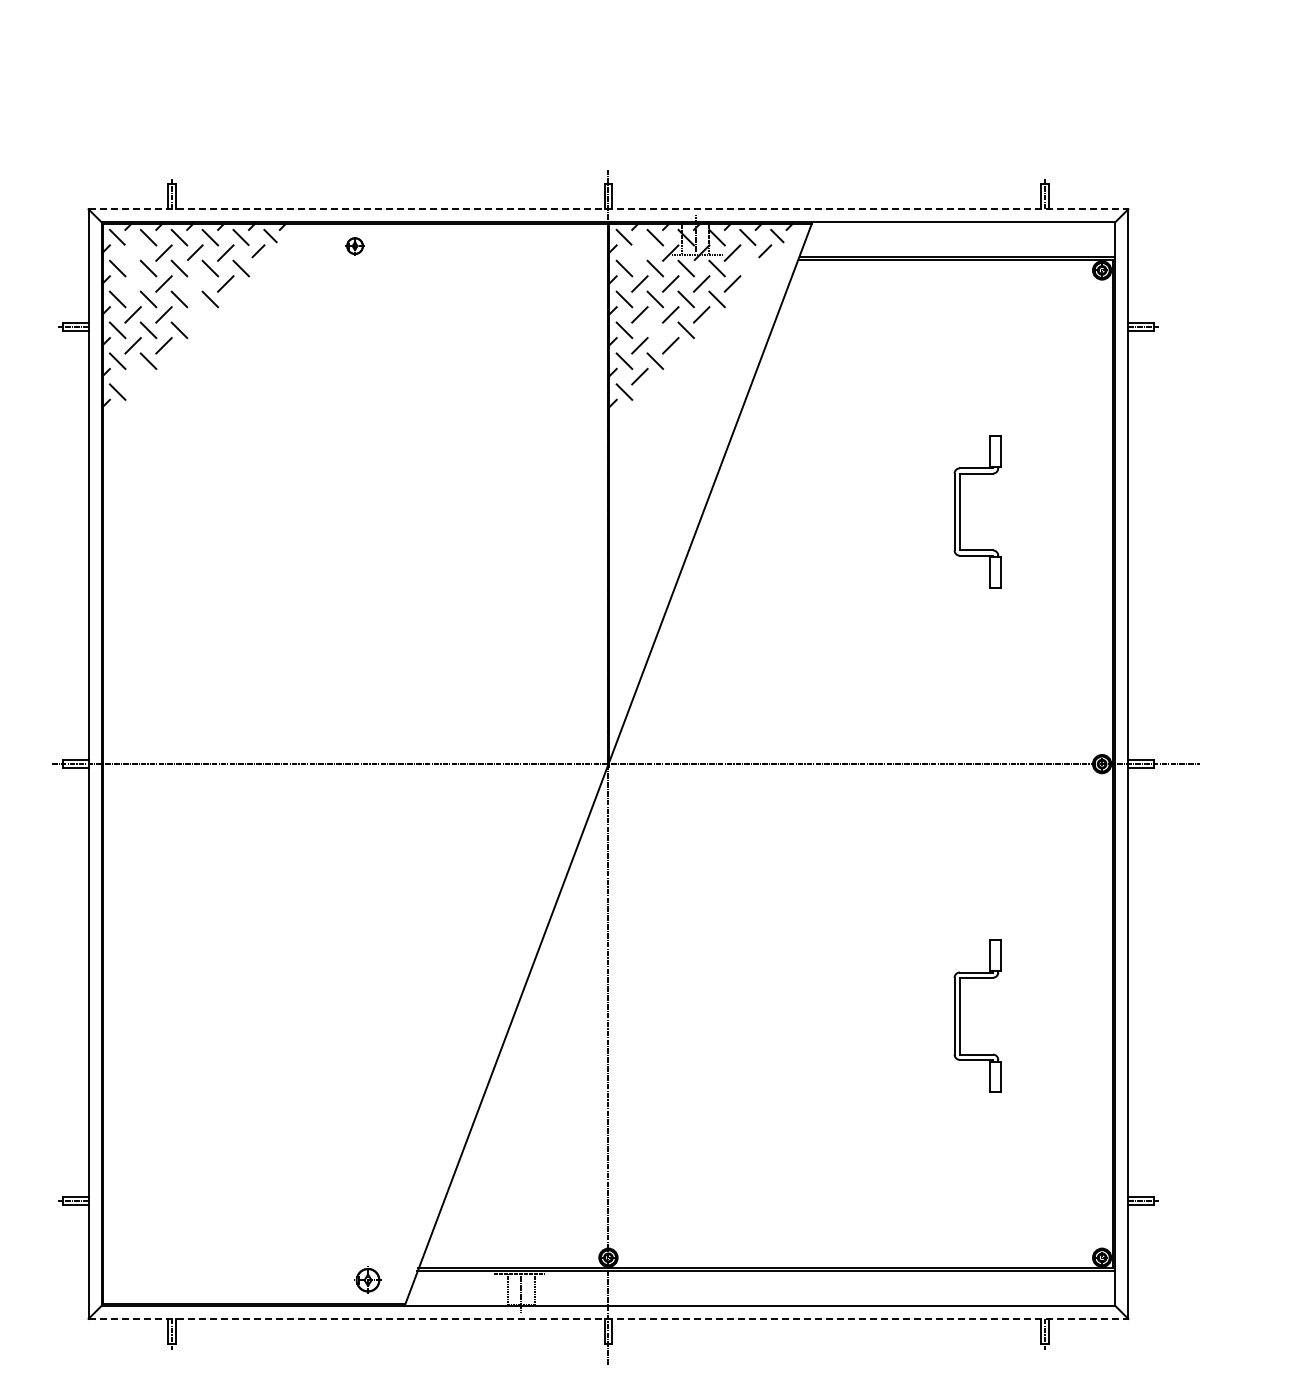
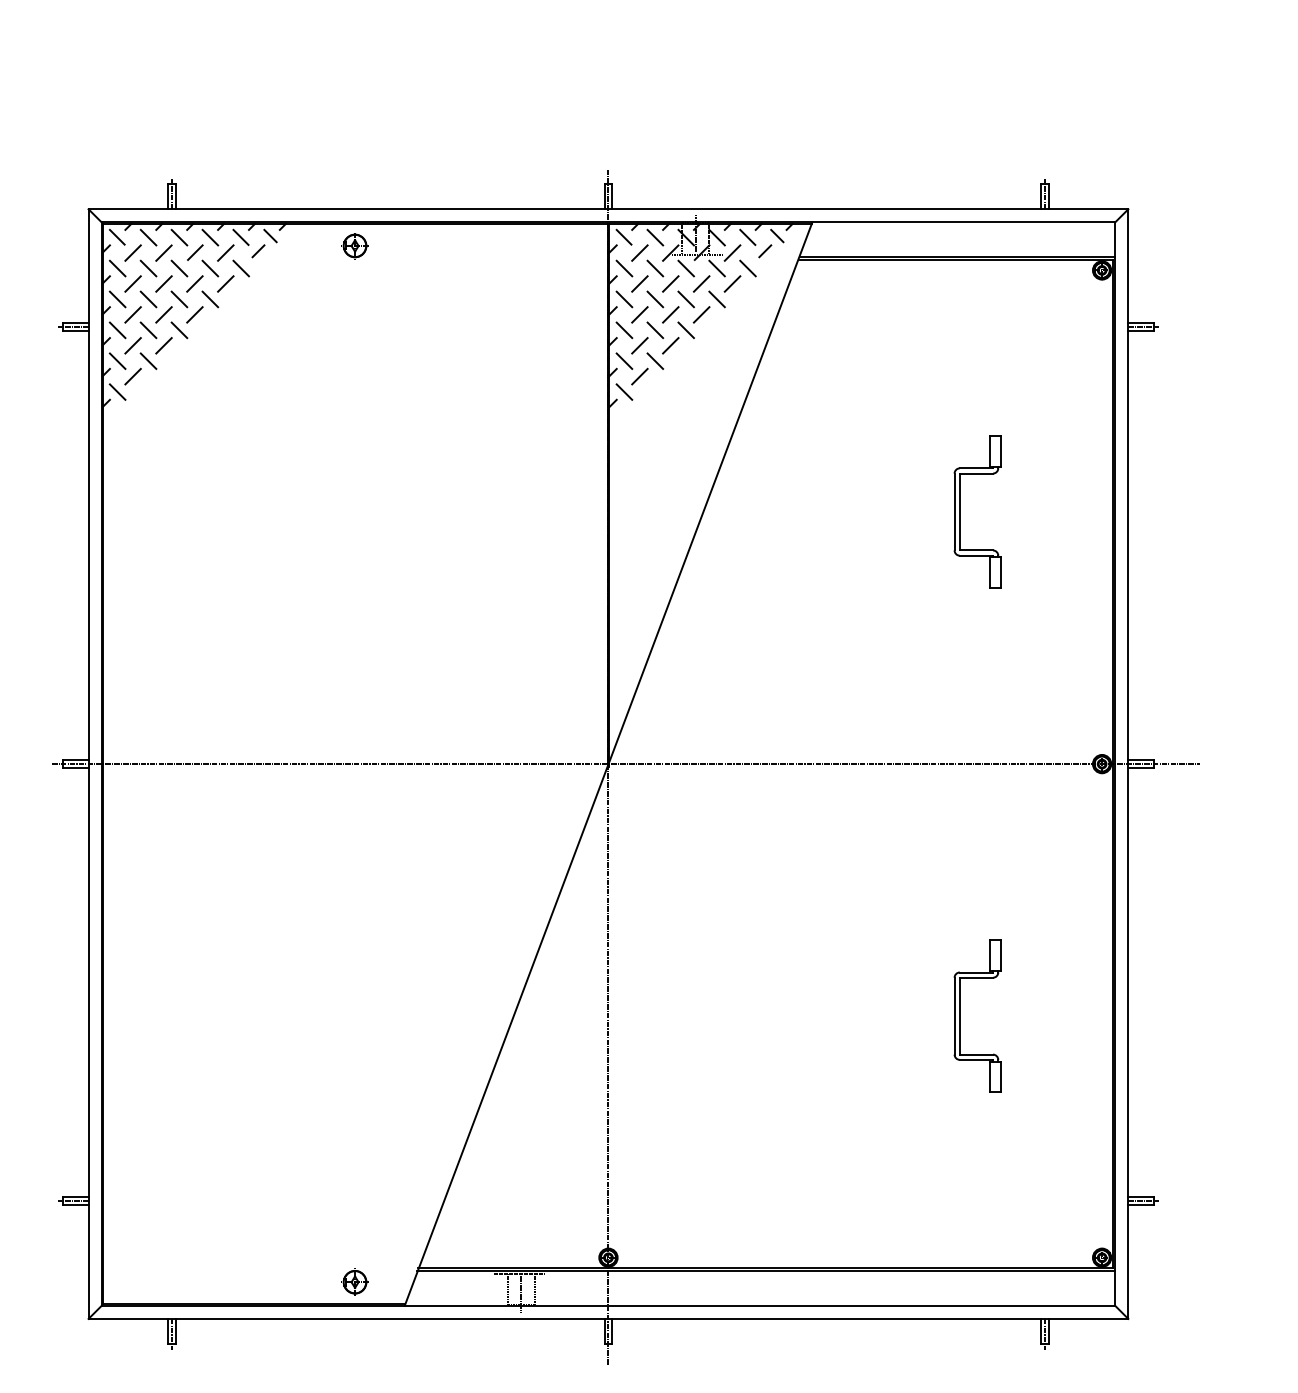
line: dashed -> solid (608, 209)
part size: 20x19 px -> 28x27 px (354, 246)
line: none -> present (132, 252)
line: none -> present (639, 252)
line: none -> present (747, 268)
line: none -> present (132, 283)
line: none -> present (194, 283)
line: none -> present (194, 314)
line: none -> present (655, 329)
line: none -> present (132, 376)
part position: (367, 1279) -> (354, 1281) (354, 1281)
line: dashed -> solid (608, 1318)
